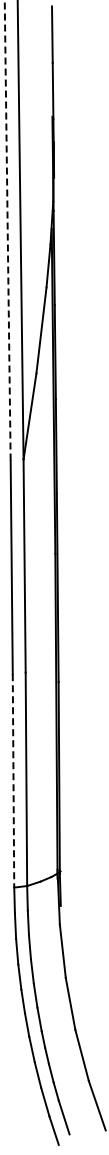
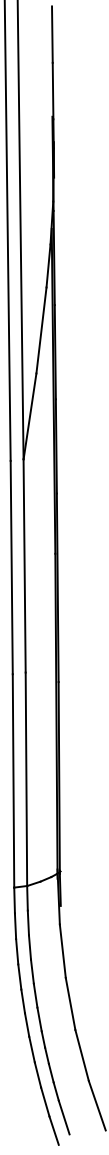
line: dashed -> solid (7, 231)
line: dashed -> solid (13, 780)
